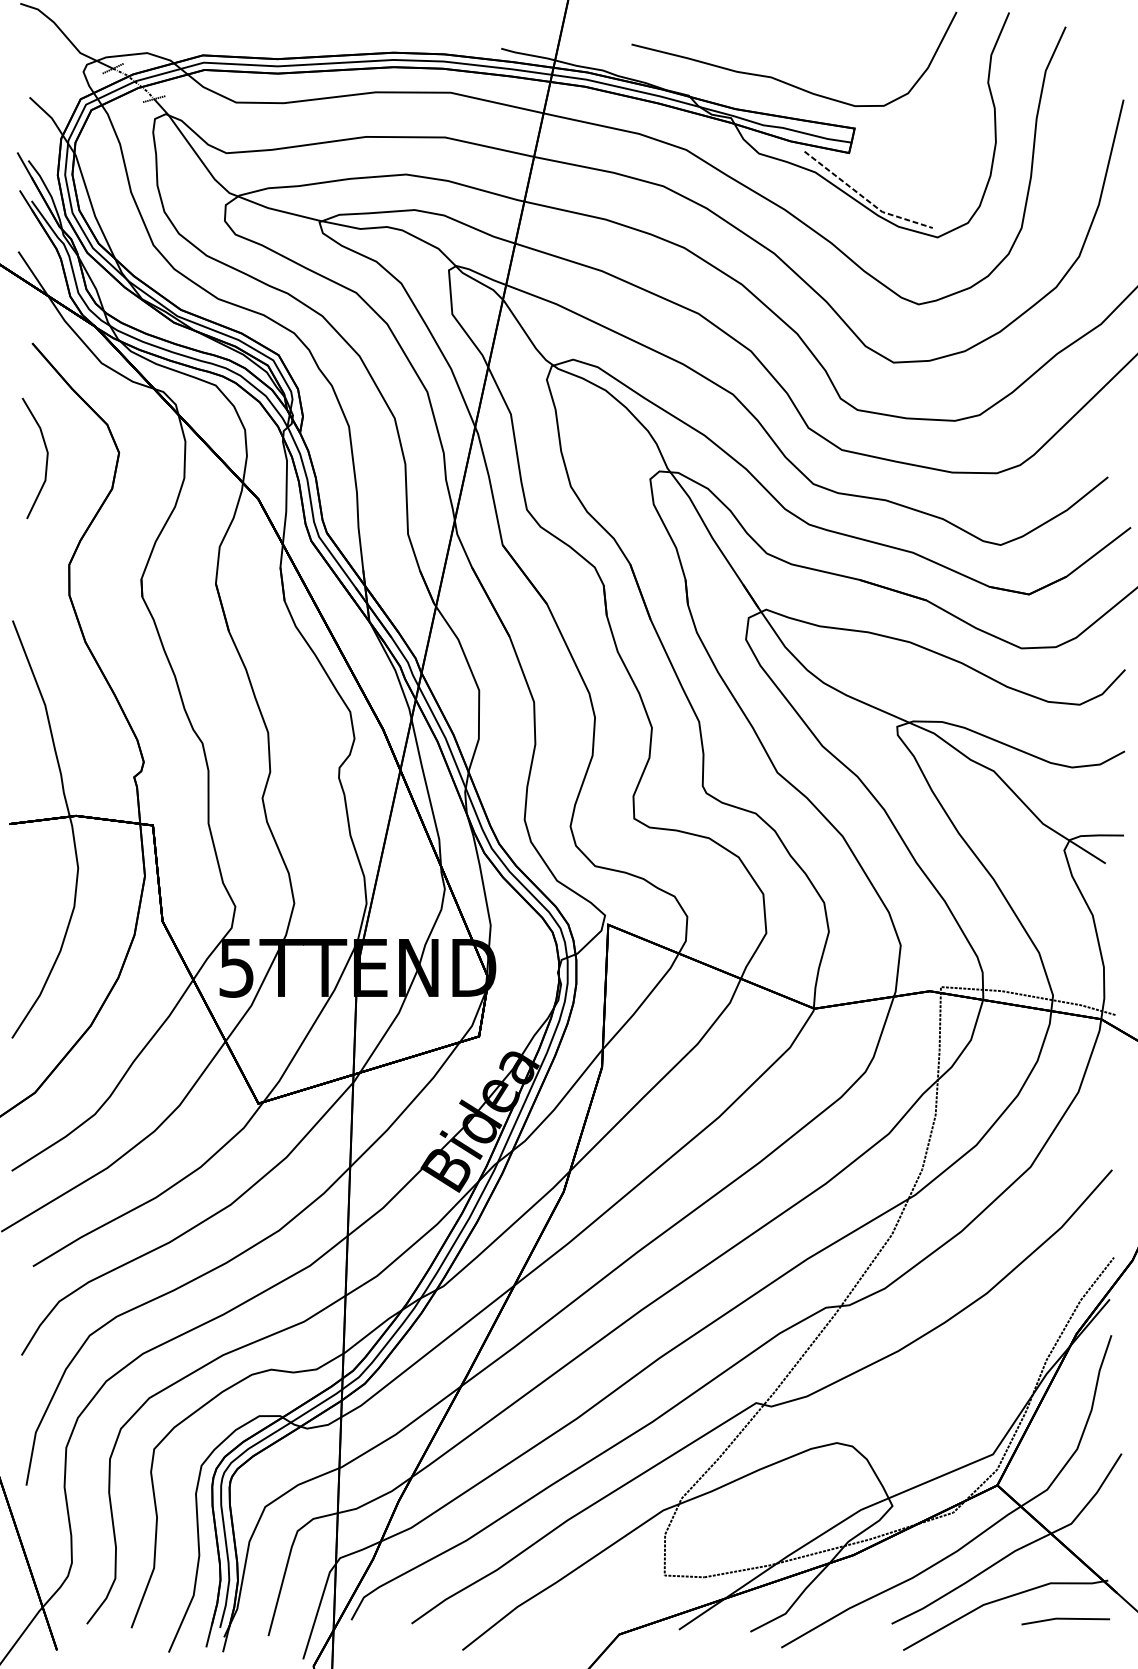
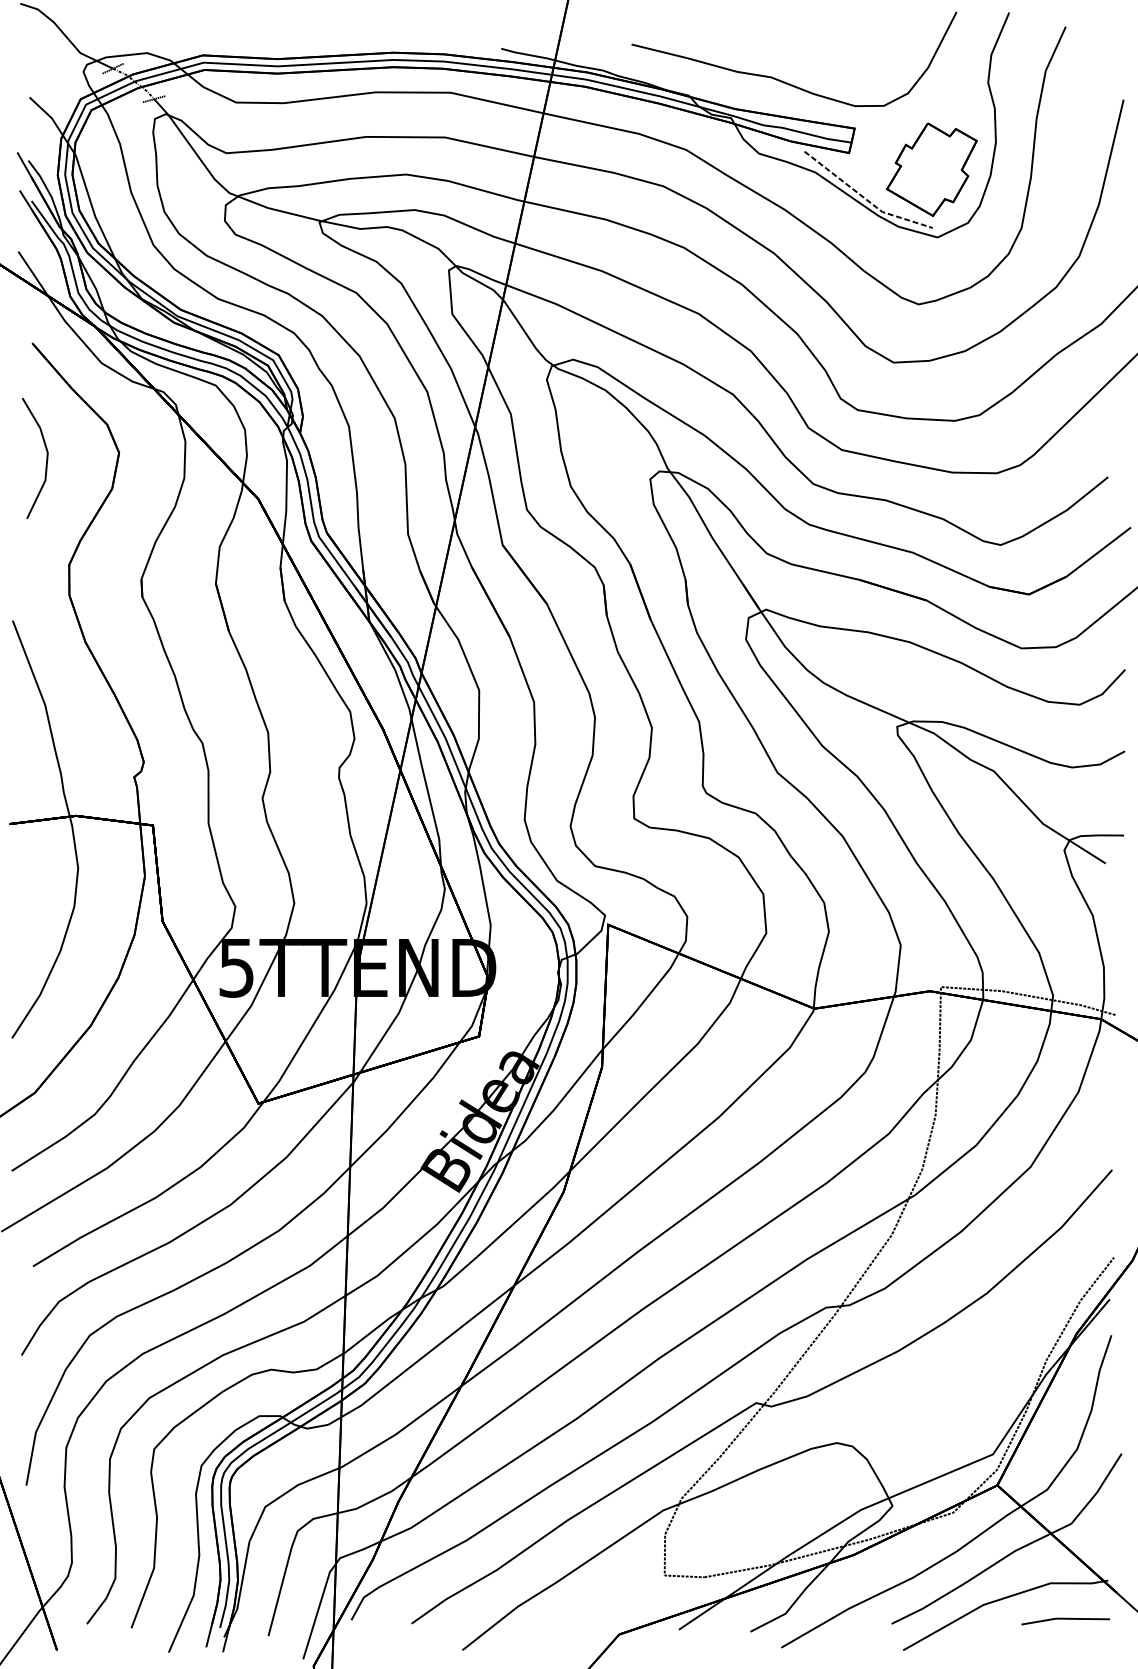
part: none -> present (931, 169)
